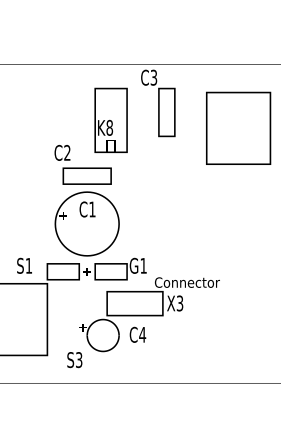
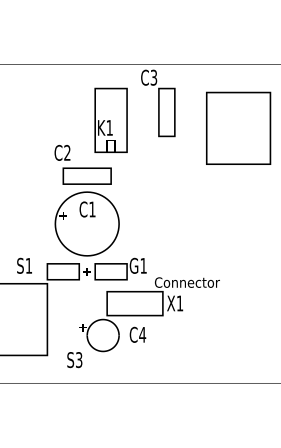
text: K8 -> K1 (109, 127)
text: X3 -> X1 (179, 303)
